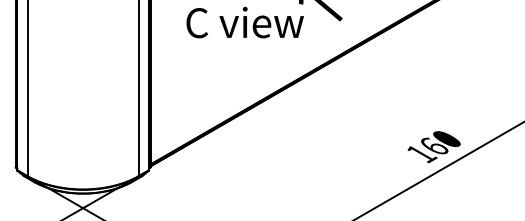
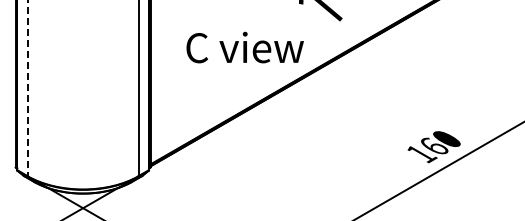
text position: (244, 22) -> (244, 47) (244, 47)
line: solid -> dashed (27, 88)
